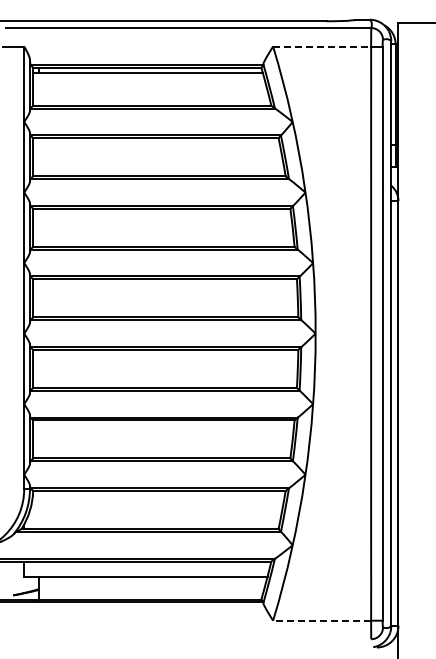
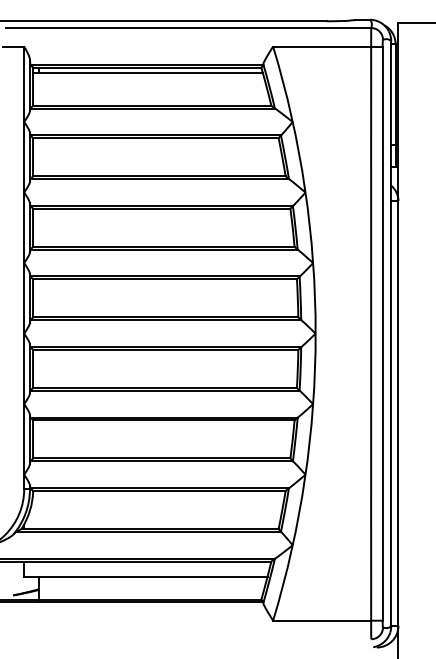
line: dashed -> solid (322, 46)
line: dashed -> solid (321, 620)
